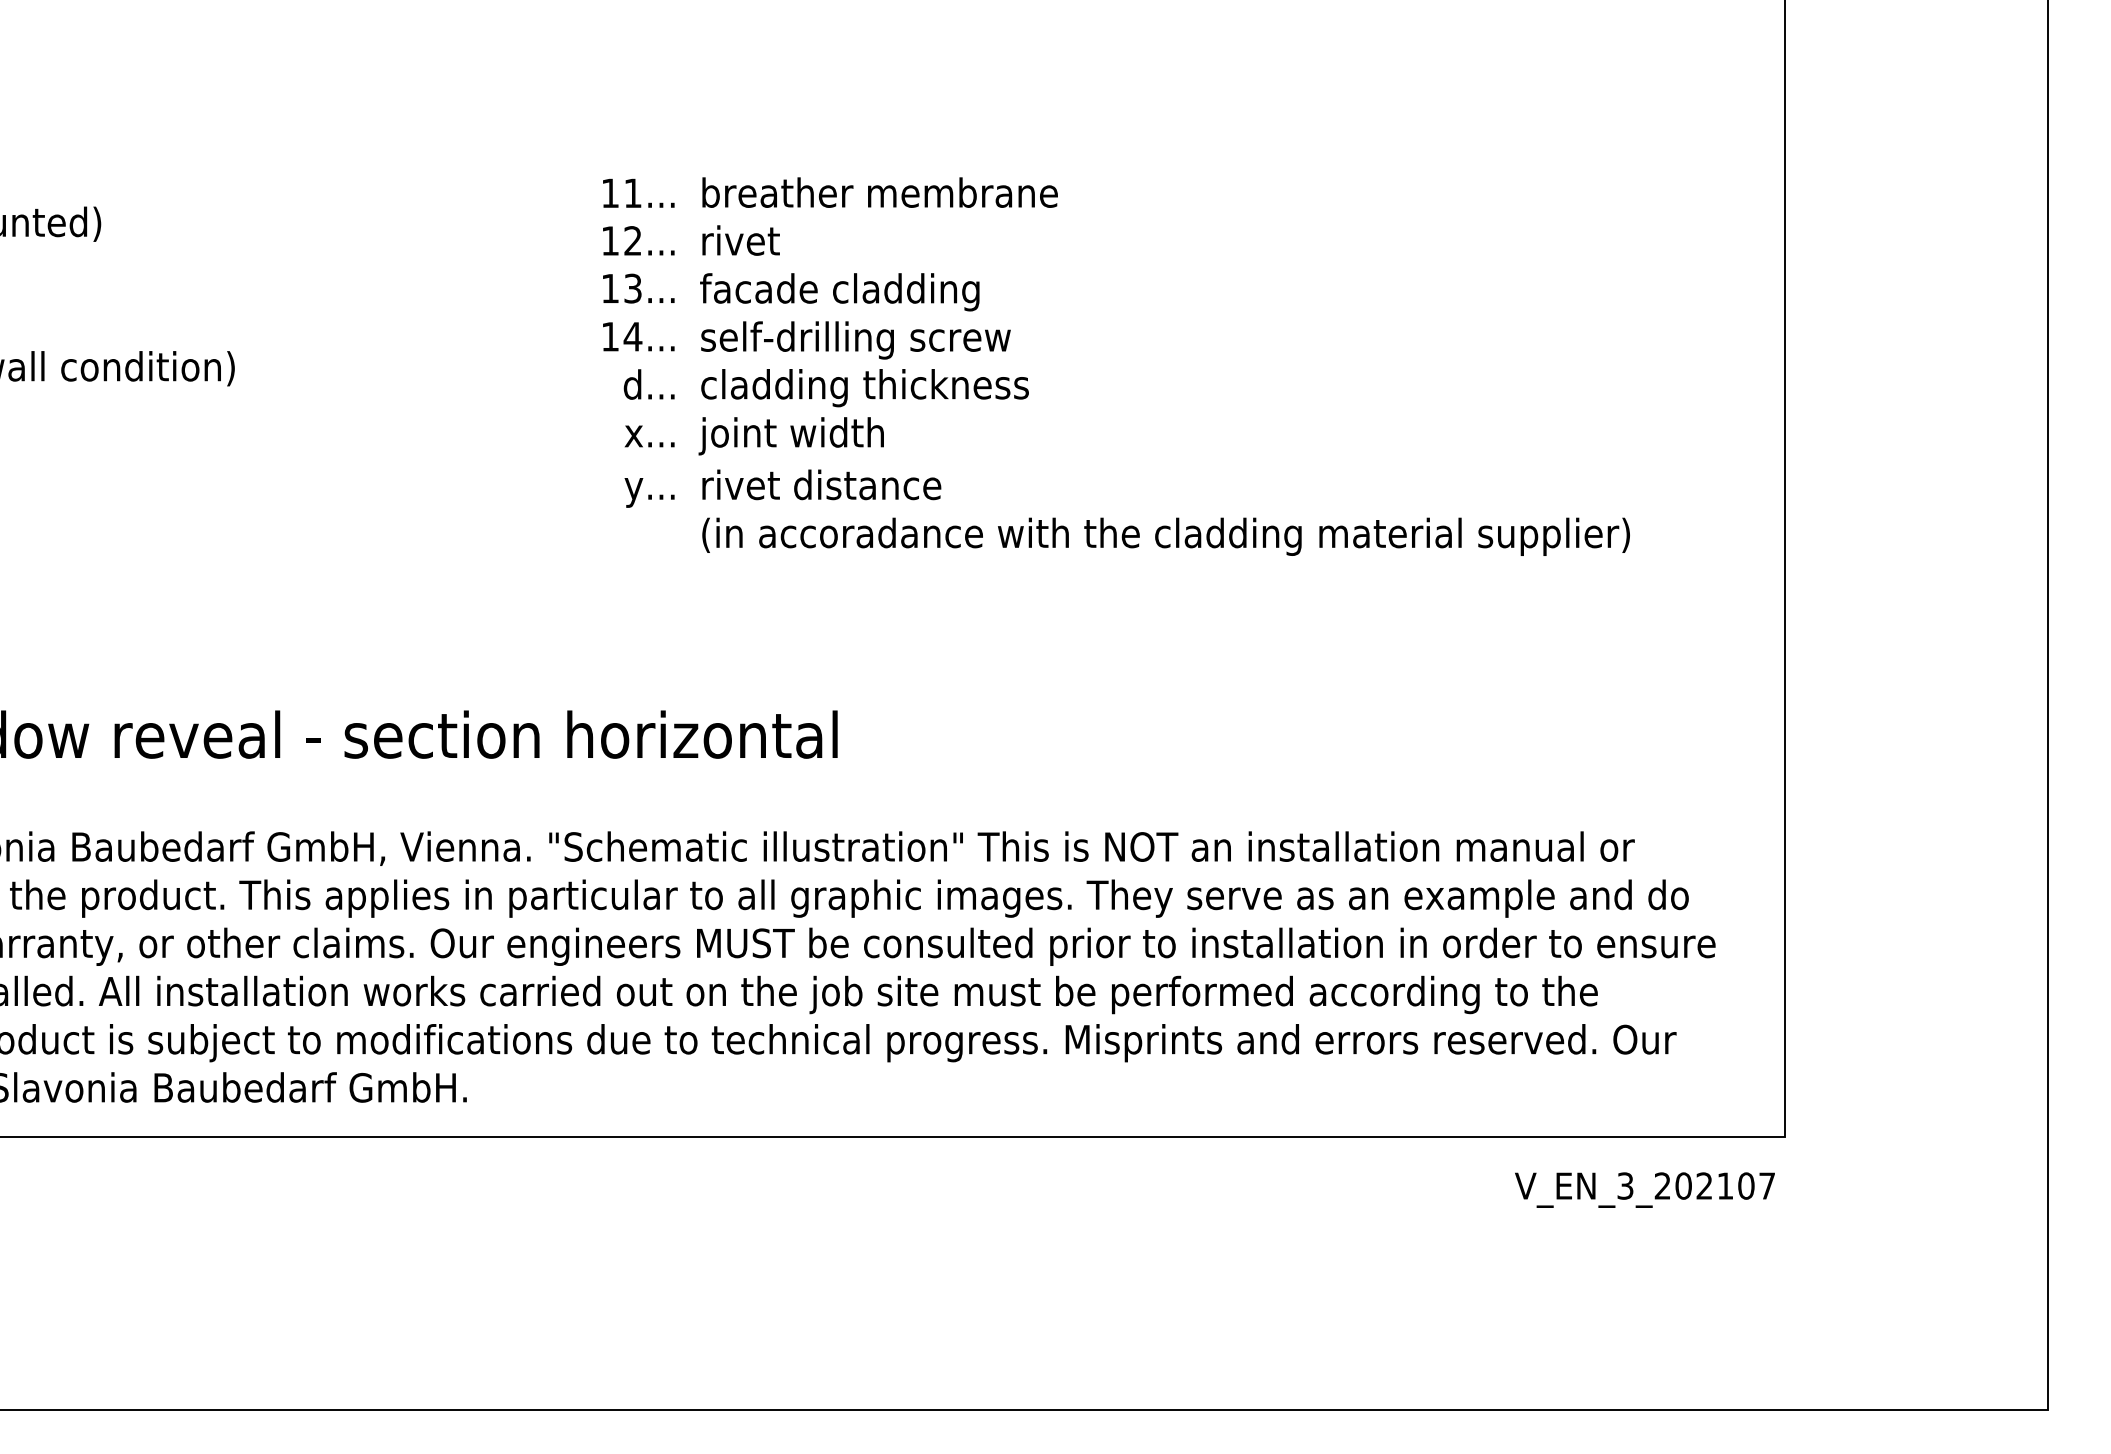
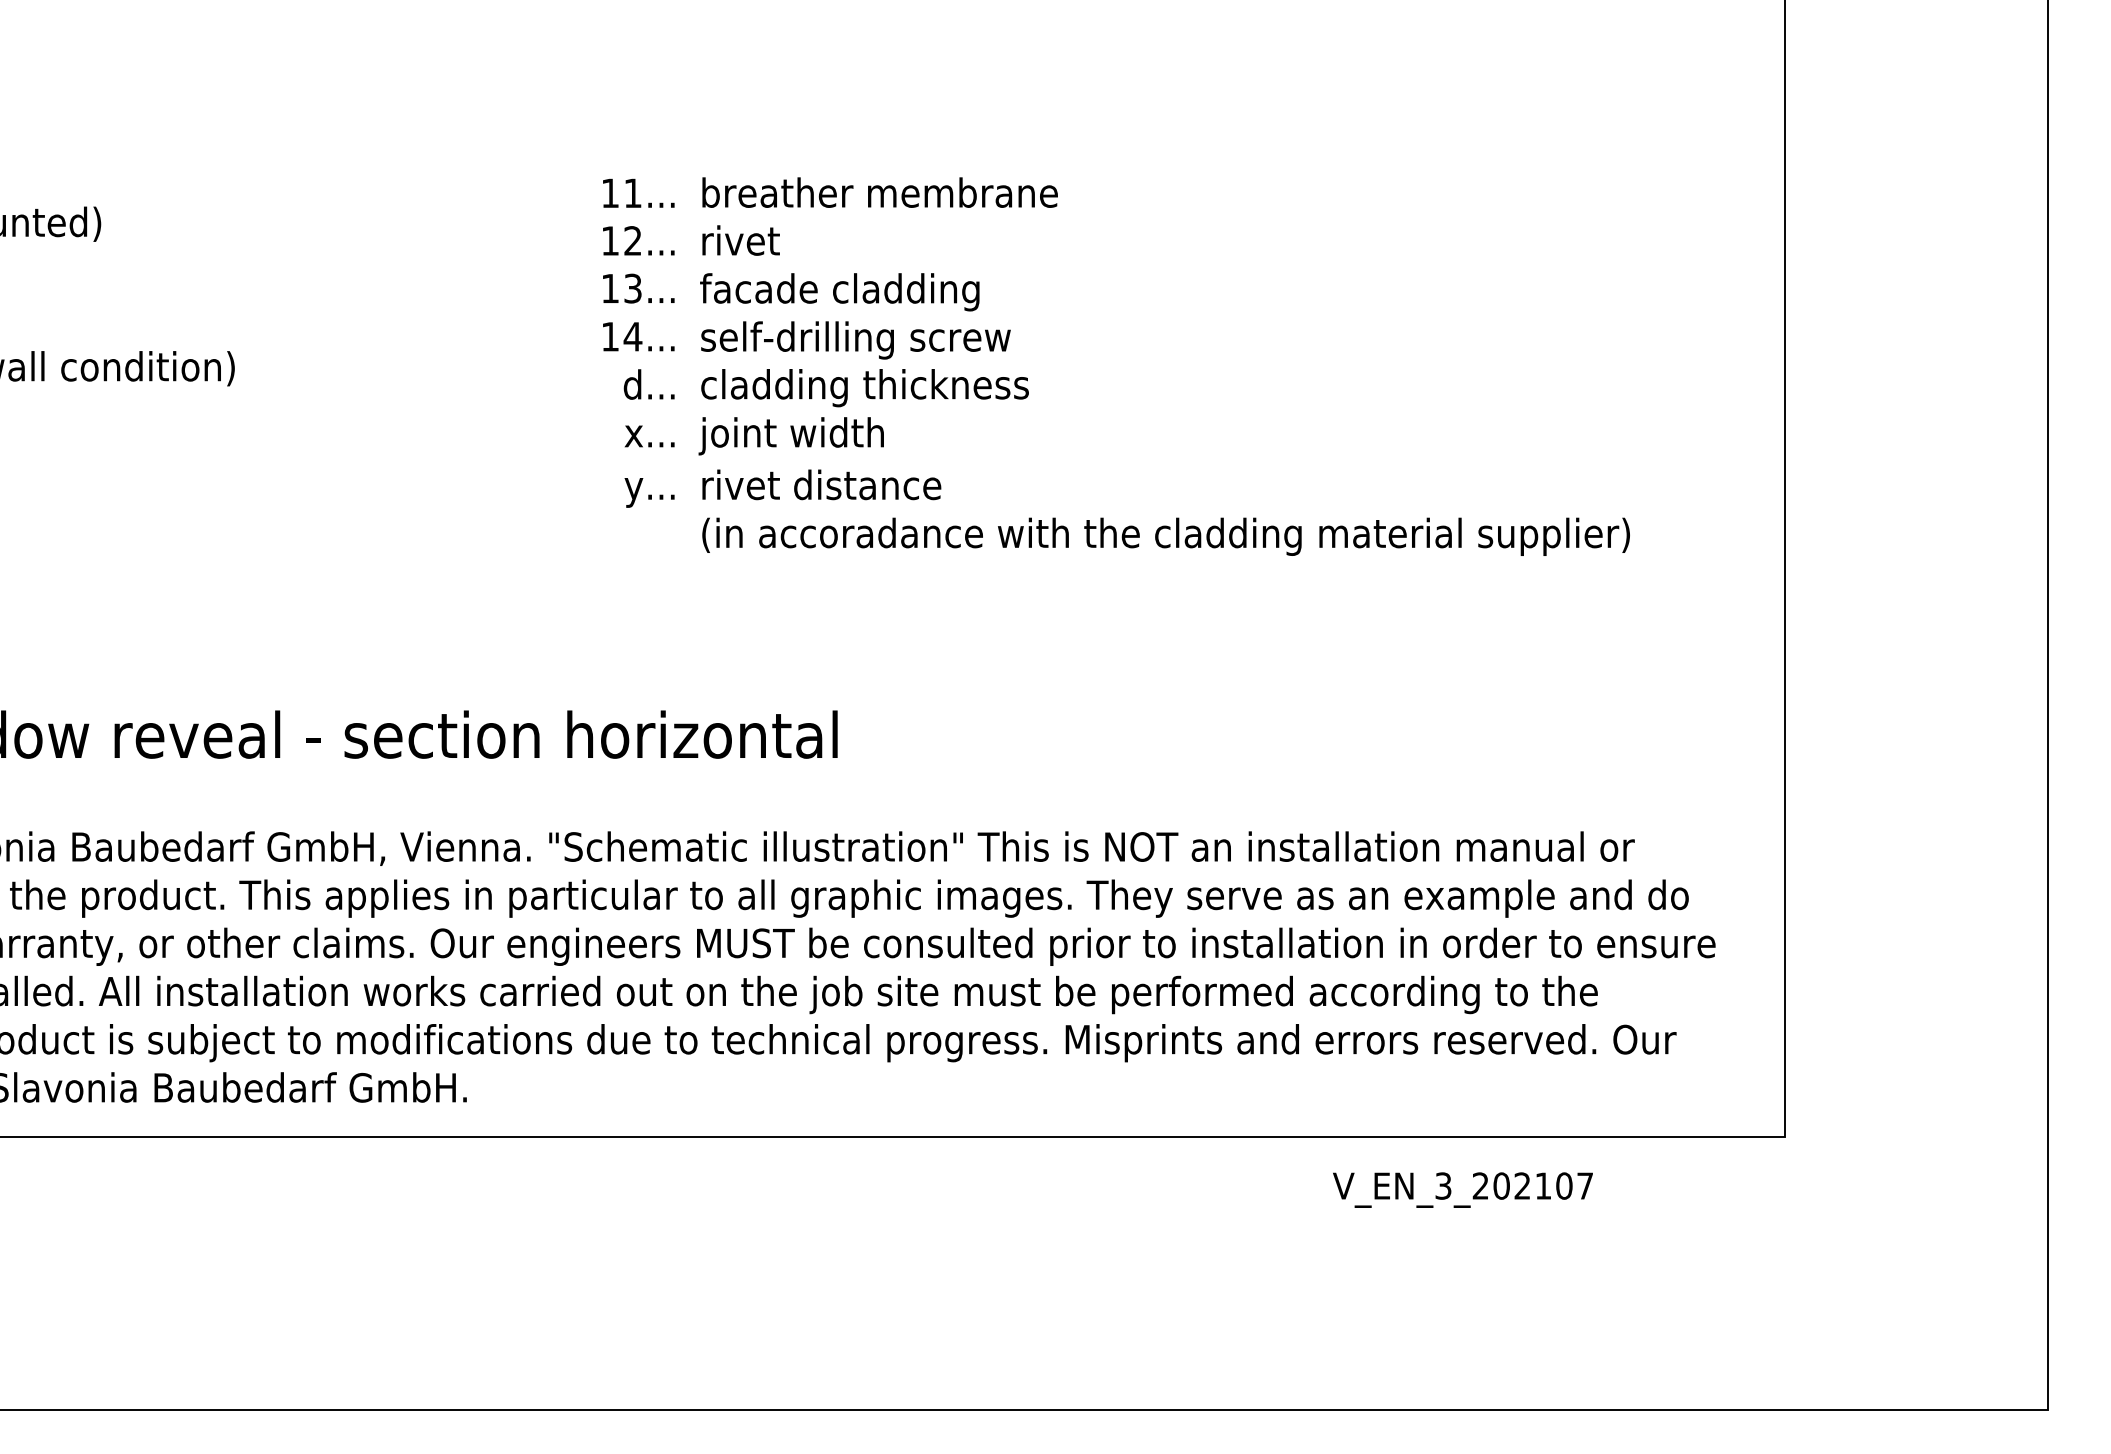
text position: (1644, 1189) -> (1462, 1189) (1462, 1189)
